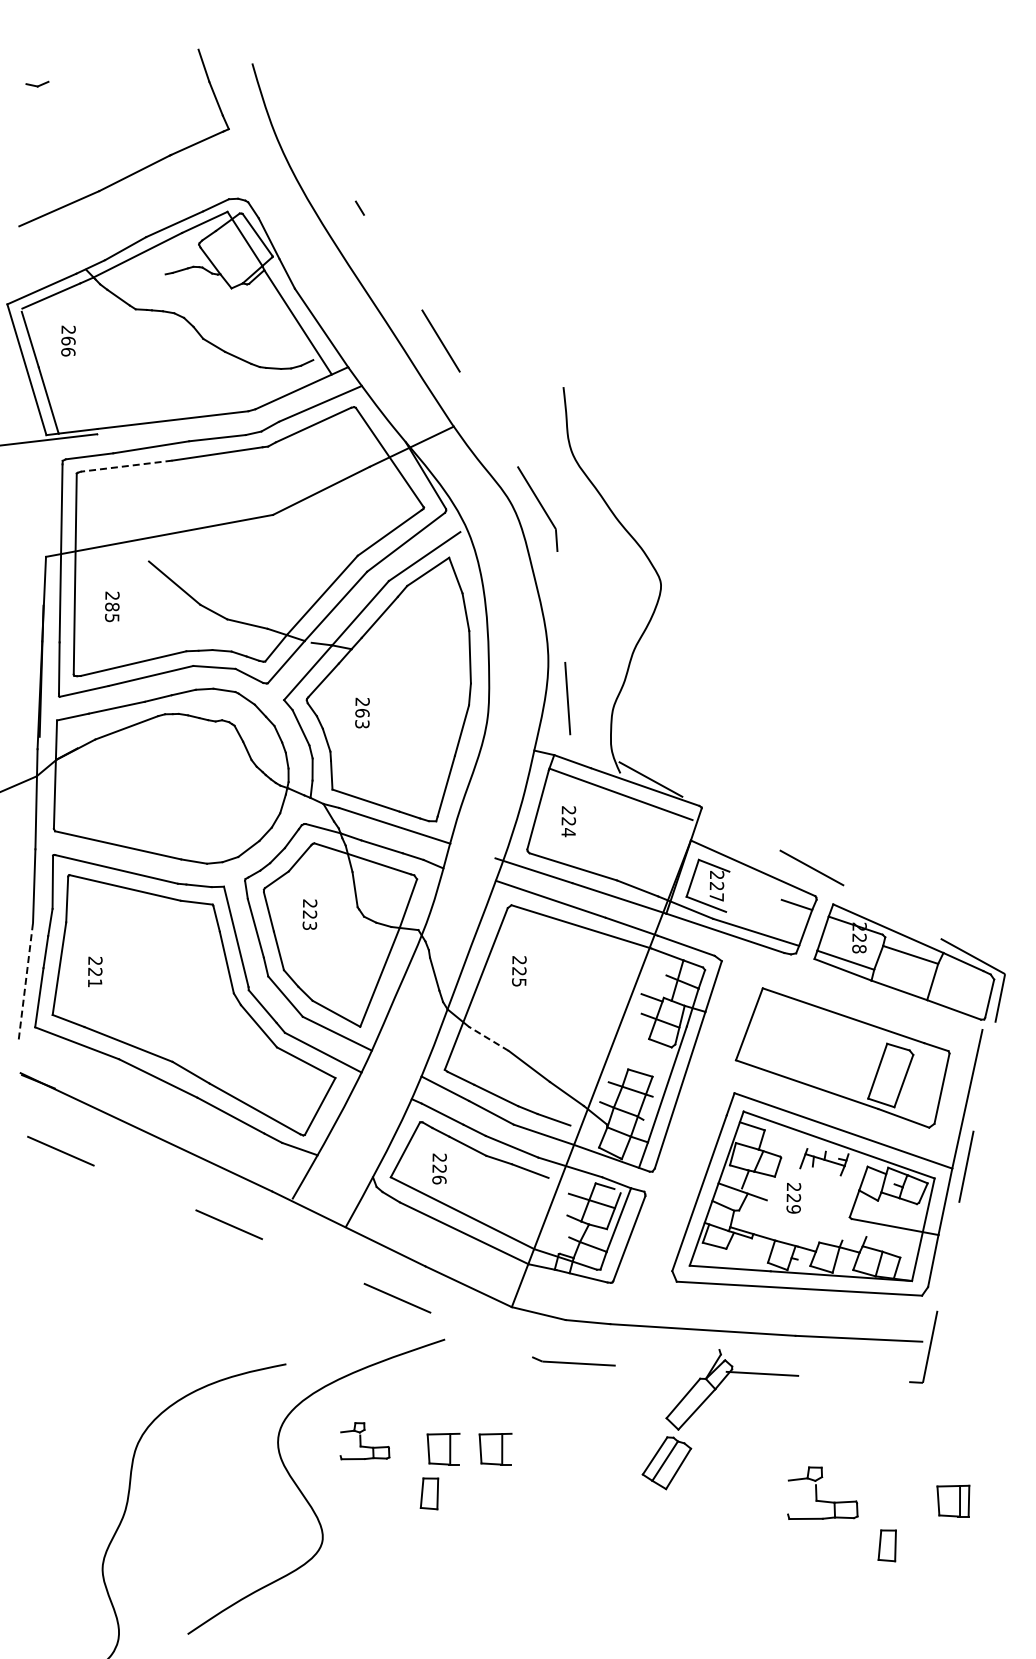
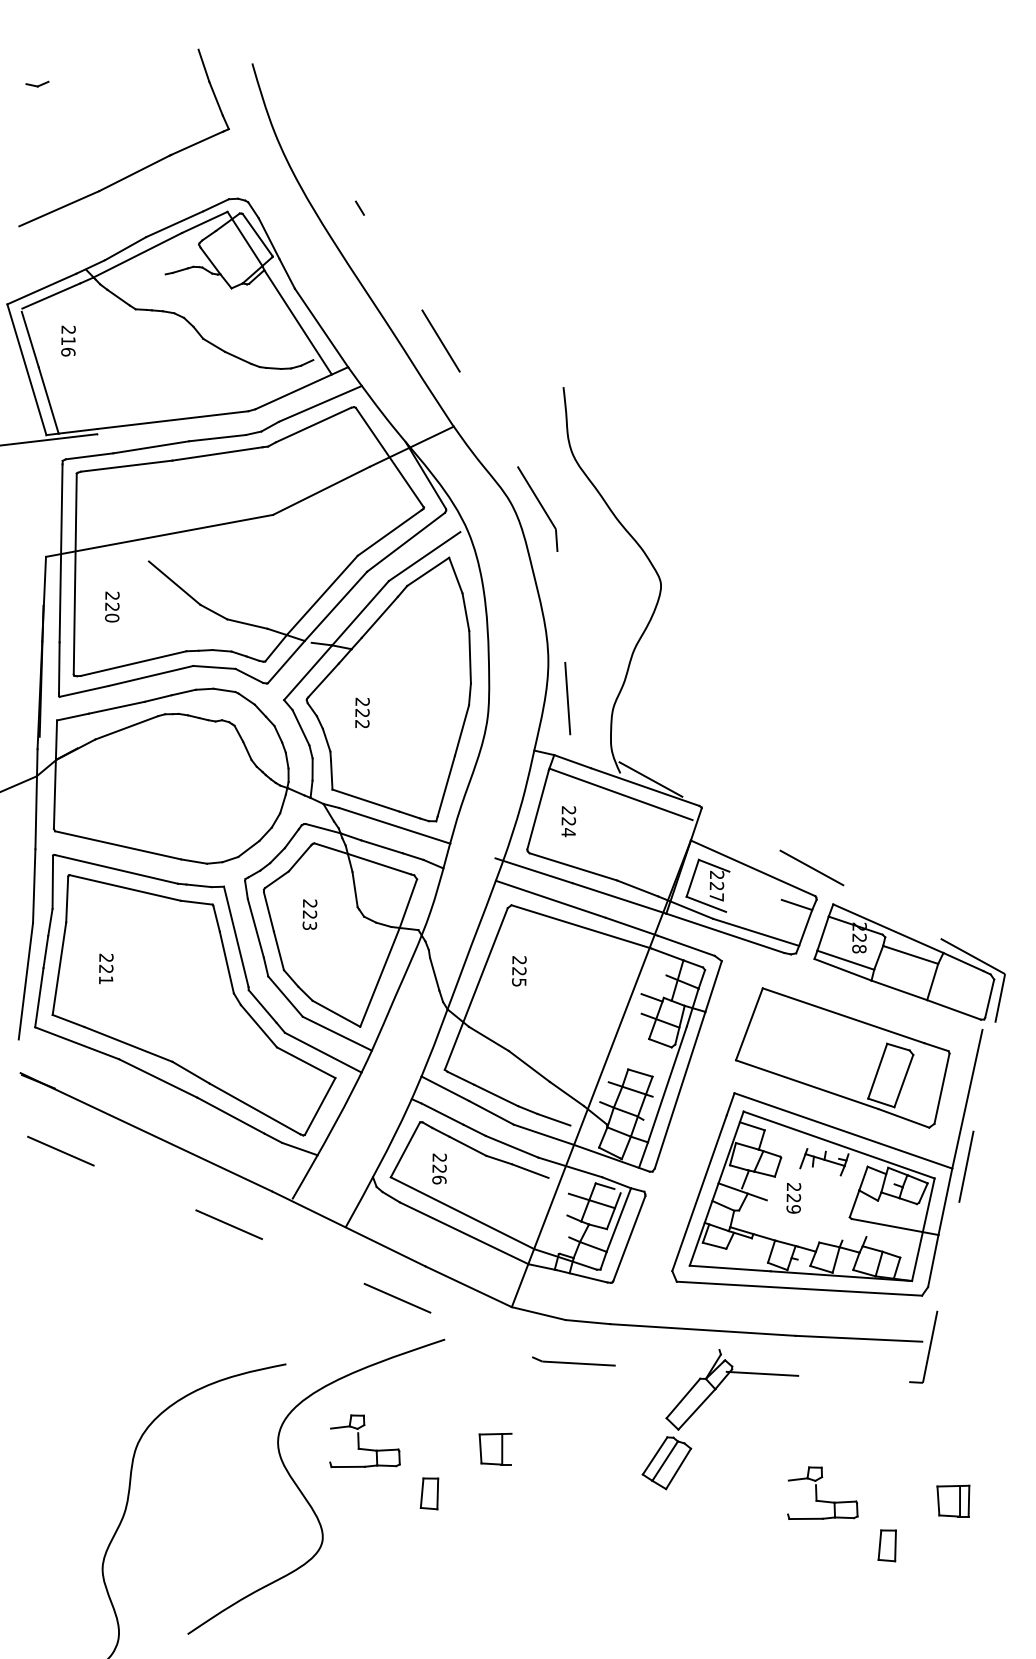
text: 266 -> 216 (68, 340)
line: dashed -> solid (126, 466)
text: 285 -> 220 (112, 612)
text: 263 -> 222 (362, 718)
text position: (95, 971) -> (106, 968) (106, 968)
line: dashed -> solid (25, 981)
line: dashed -> solid (488, 1038)
part size: 52x39 px -> 72x54 px (364, 1440)
part: present -> none (443, 1448)
